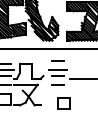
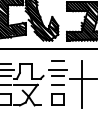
line: none -> present (81, 84)
part position: (63, 103) -> (57, 99) (57, 99)
